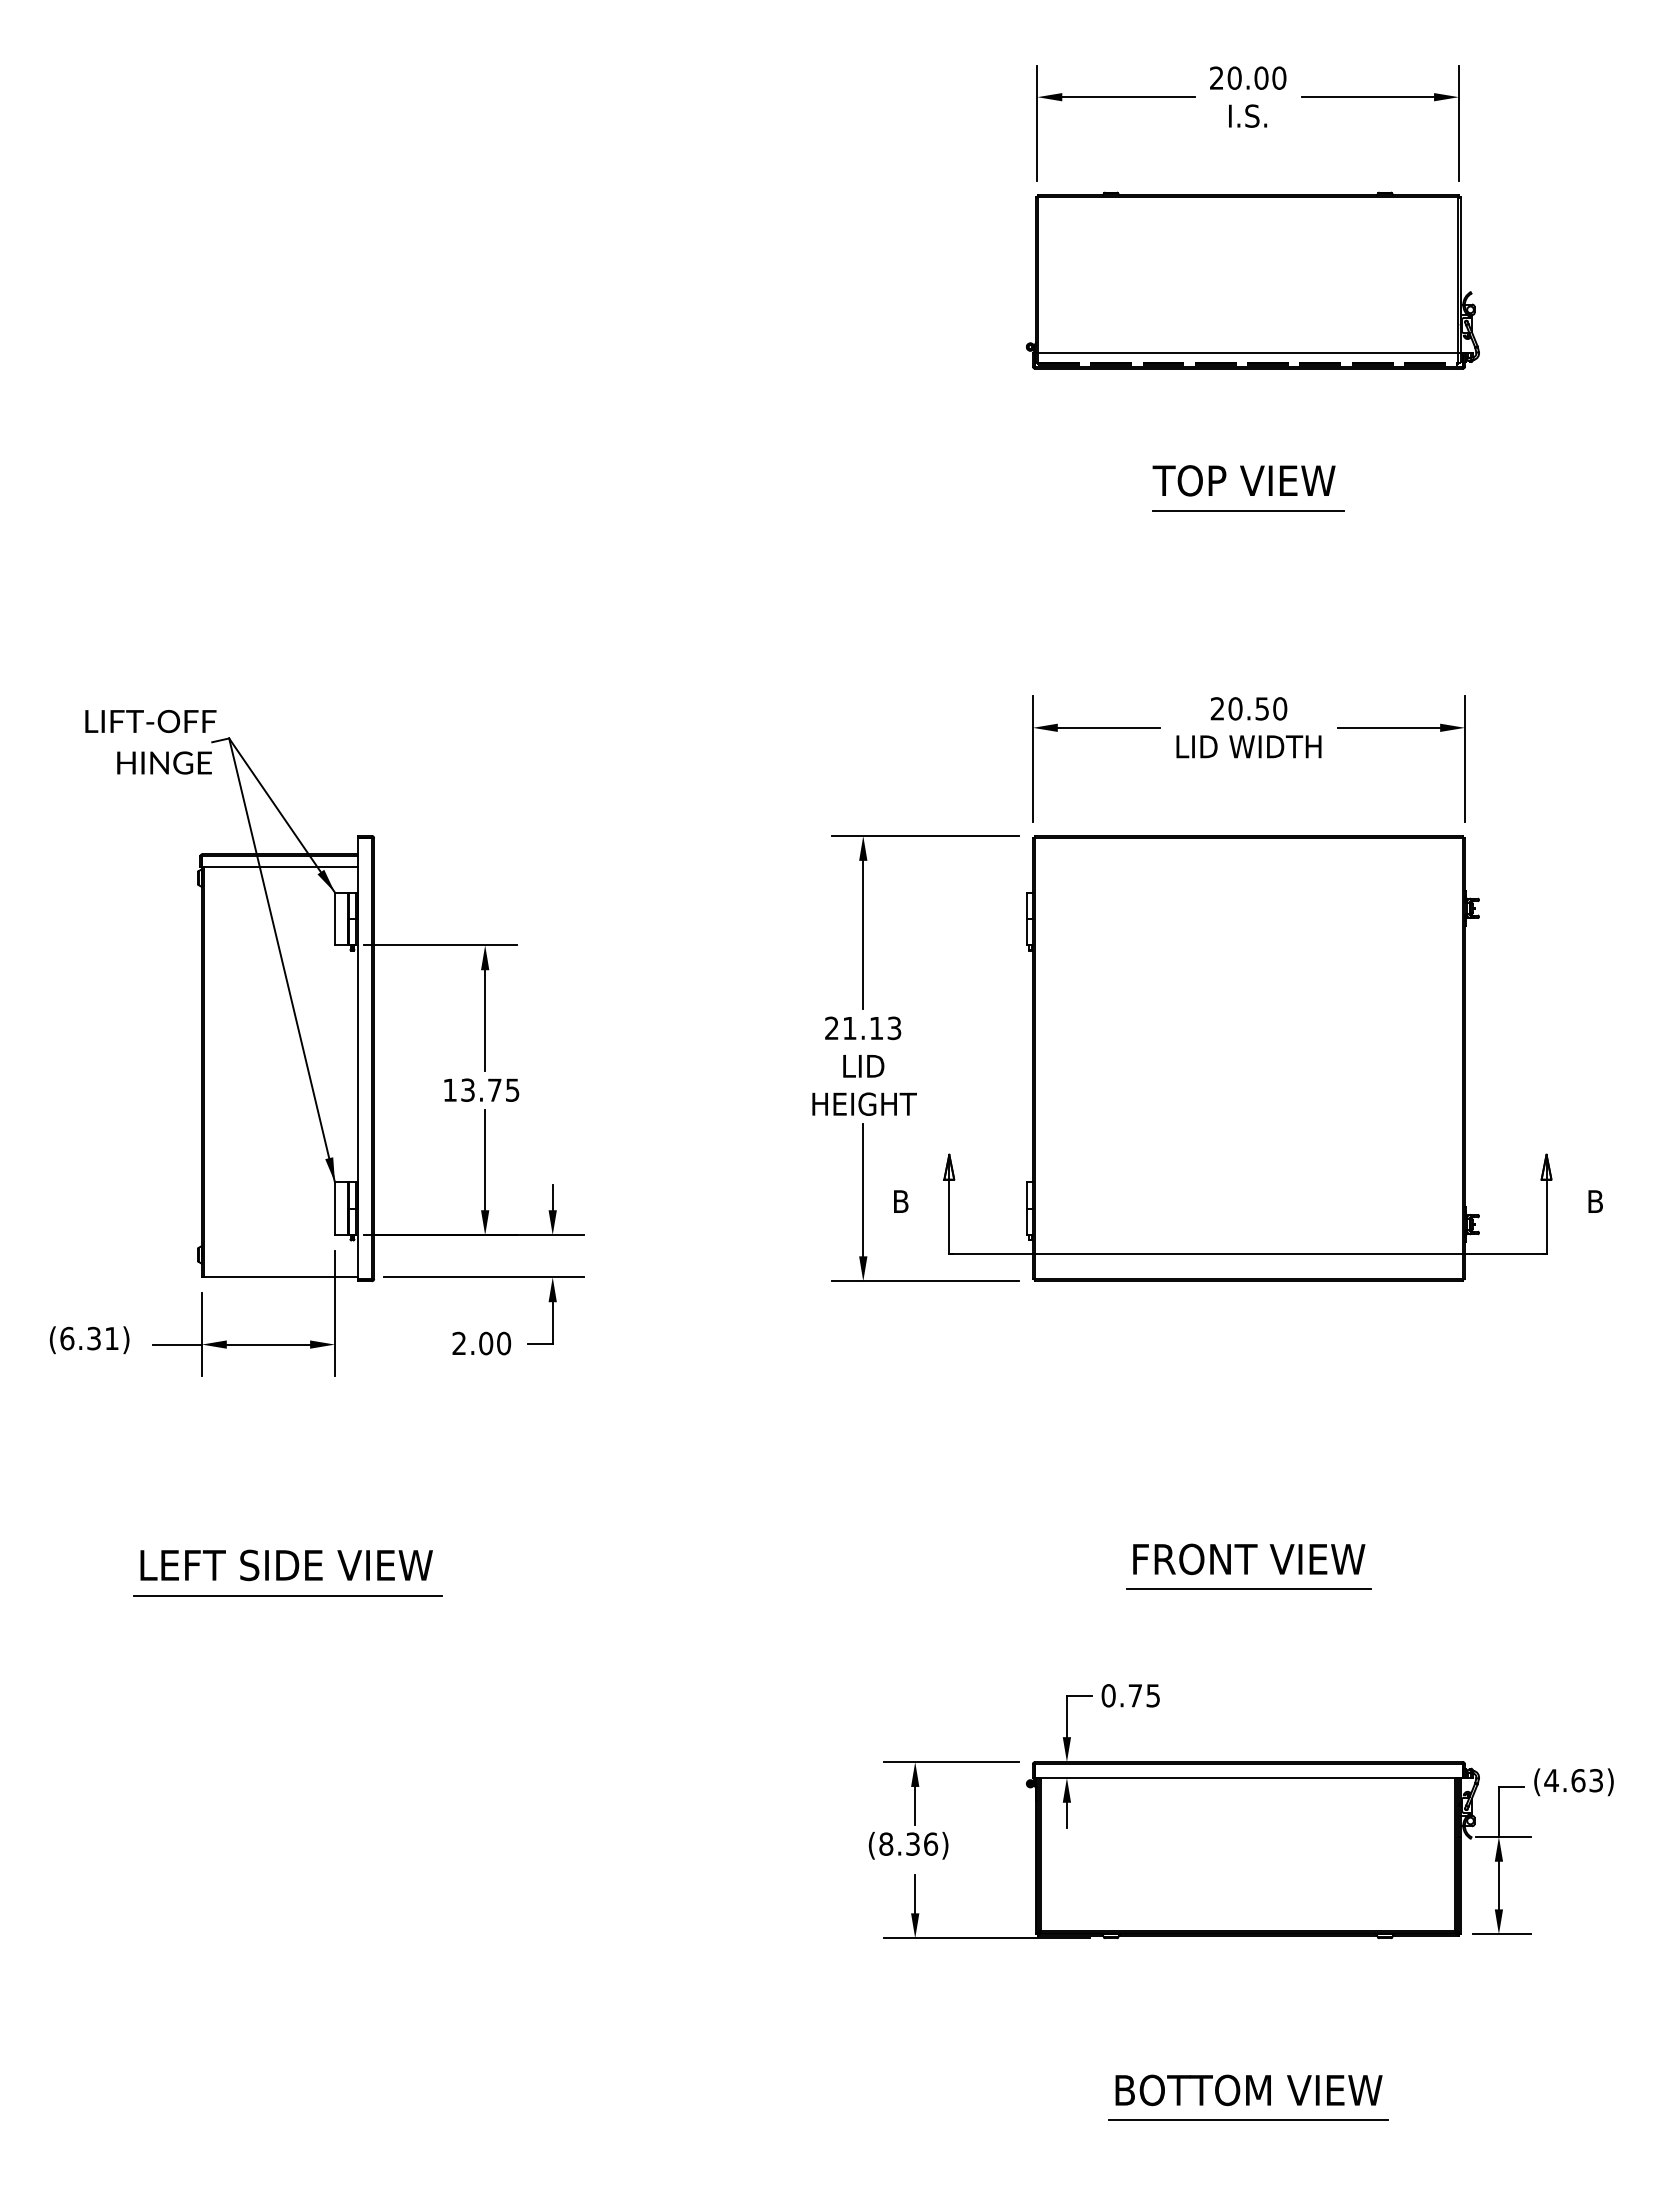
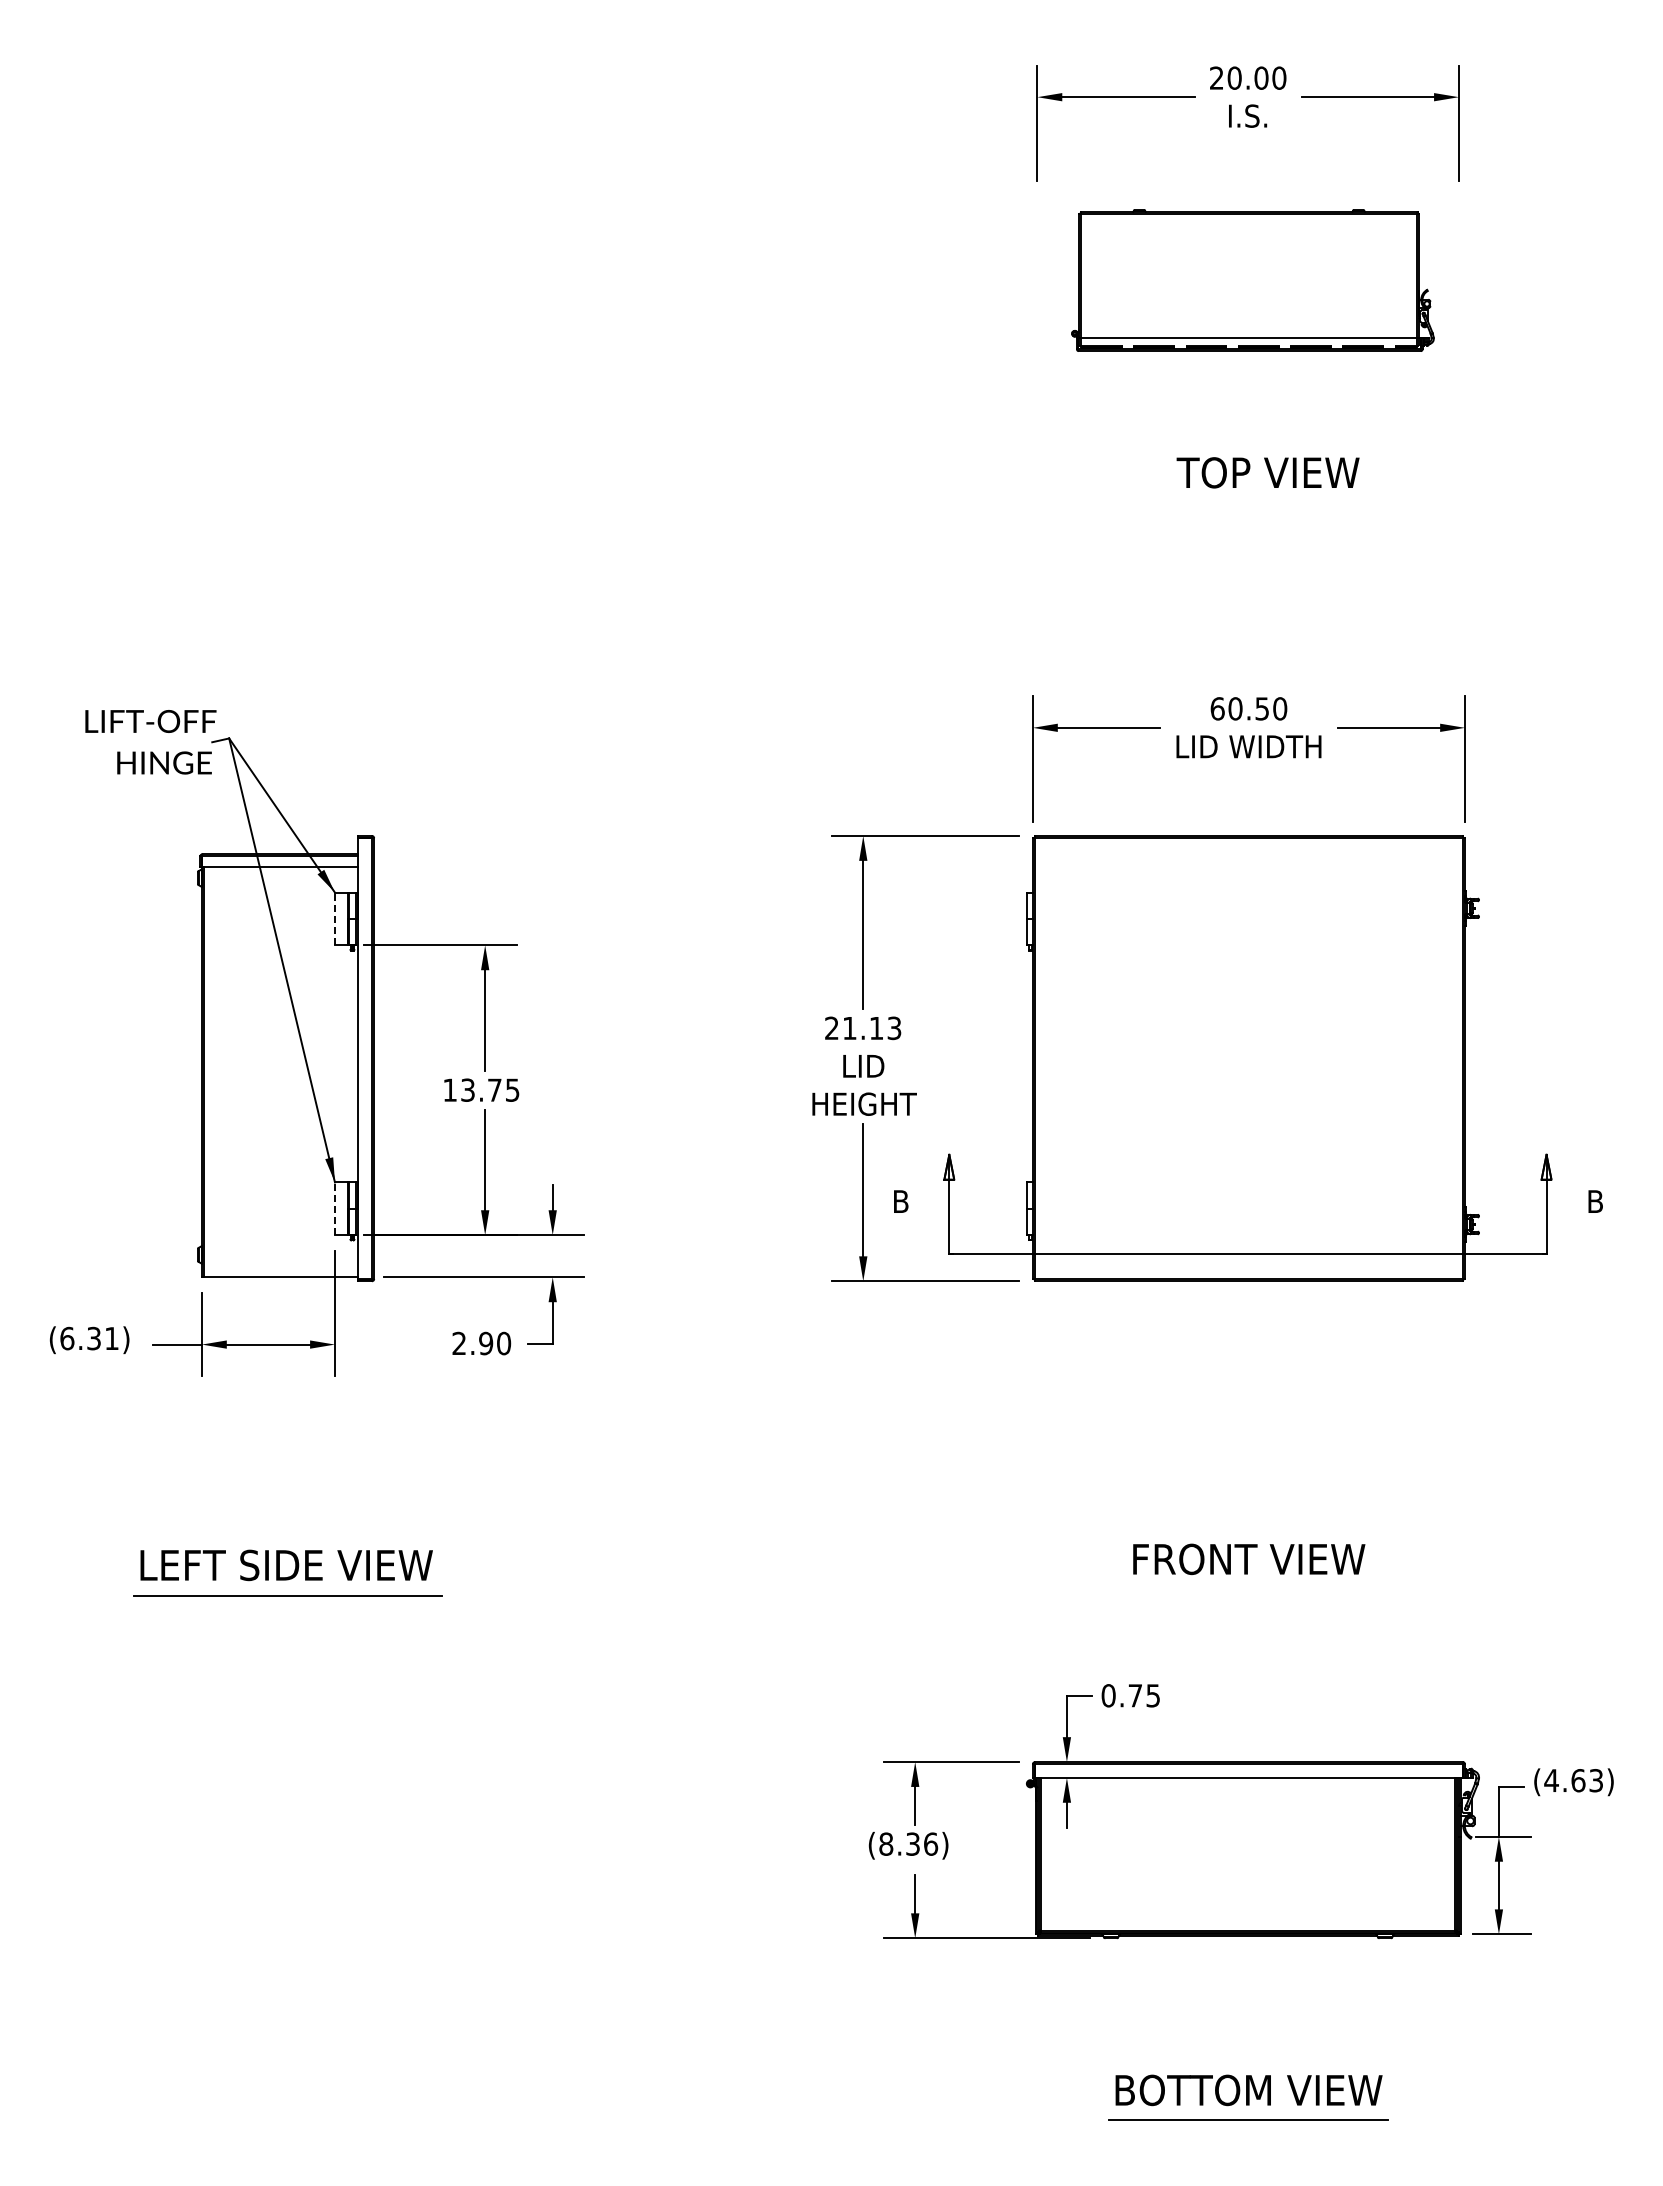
part size: 454x179 px -> 364x143 px (1252, 280)
text position: (1243, 480) -> (1267, 472) (1267, 472)
line: present -> none (1248, 510)
text: 20.50 -> 60.50 (1217, 708)
line: solid -> dashed (334, 918)
line: solid -> dashed (334, 1208)
text: 2.00 -> 2.90 (486, 1343)
line: present -> none (1248, 1589)
